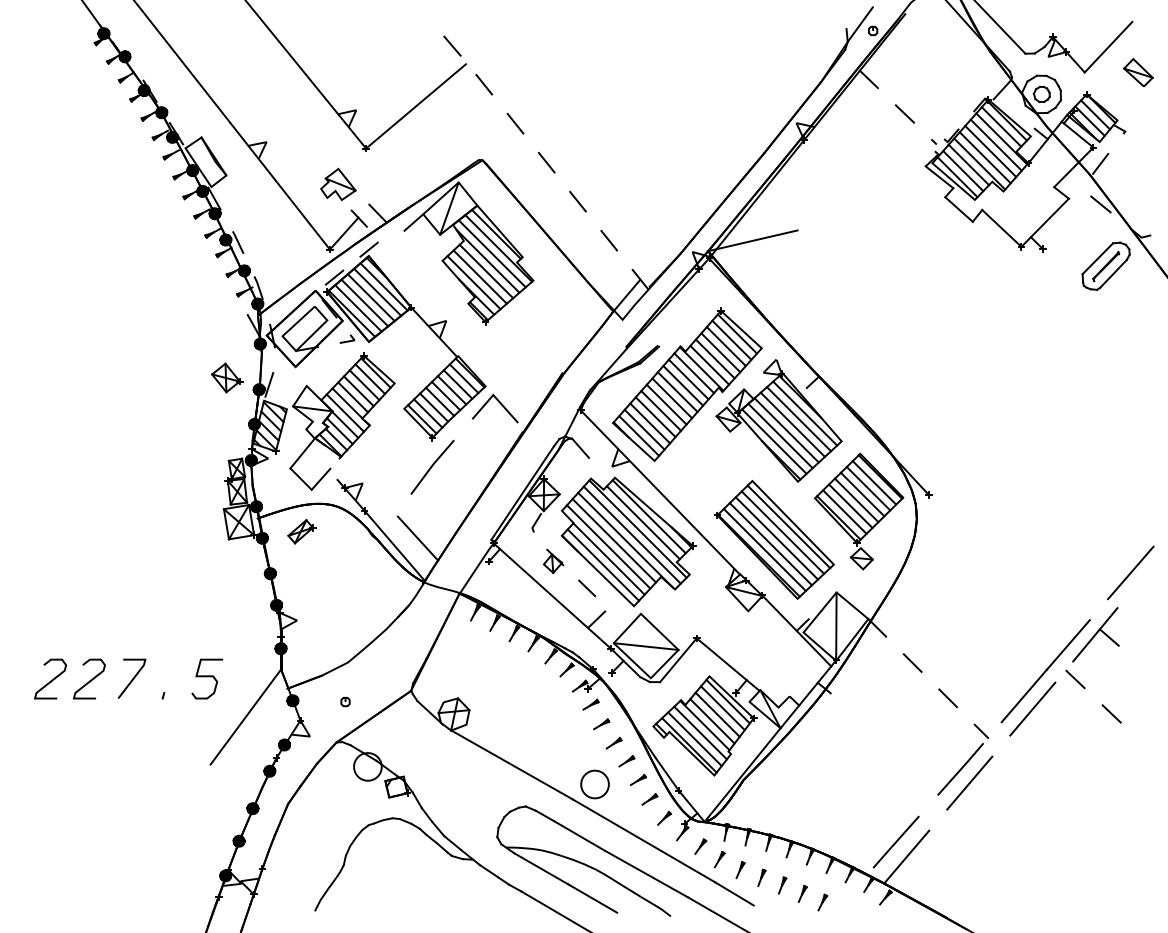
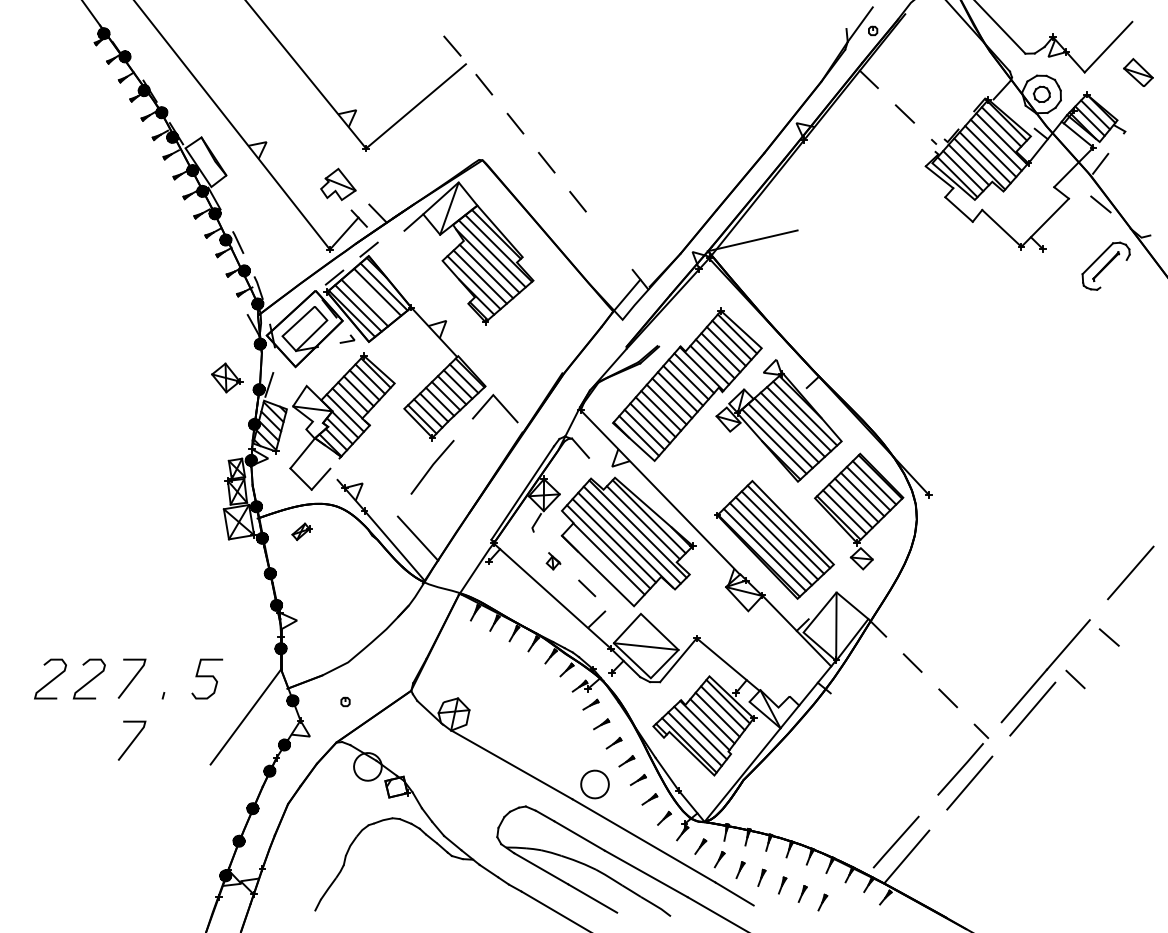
line: present -> none (609, 240)
line: present -> none (1113, 273)
line: present -> none (370, 297)
part size: 30x26 px -> 22x20 px (301, 531)
part size: 23x26 px -> 17x19 px (553, 561)
line: present -> none (603, 564)
line: present -> none (1095, 634)
line: present -> none (1111, 713)
line: none -> present (132, 740)
